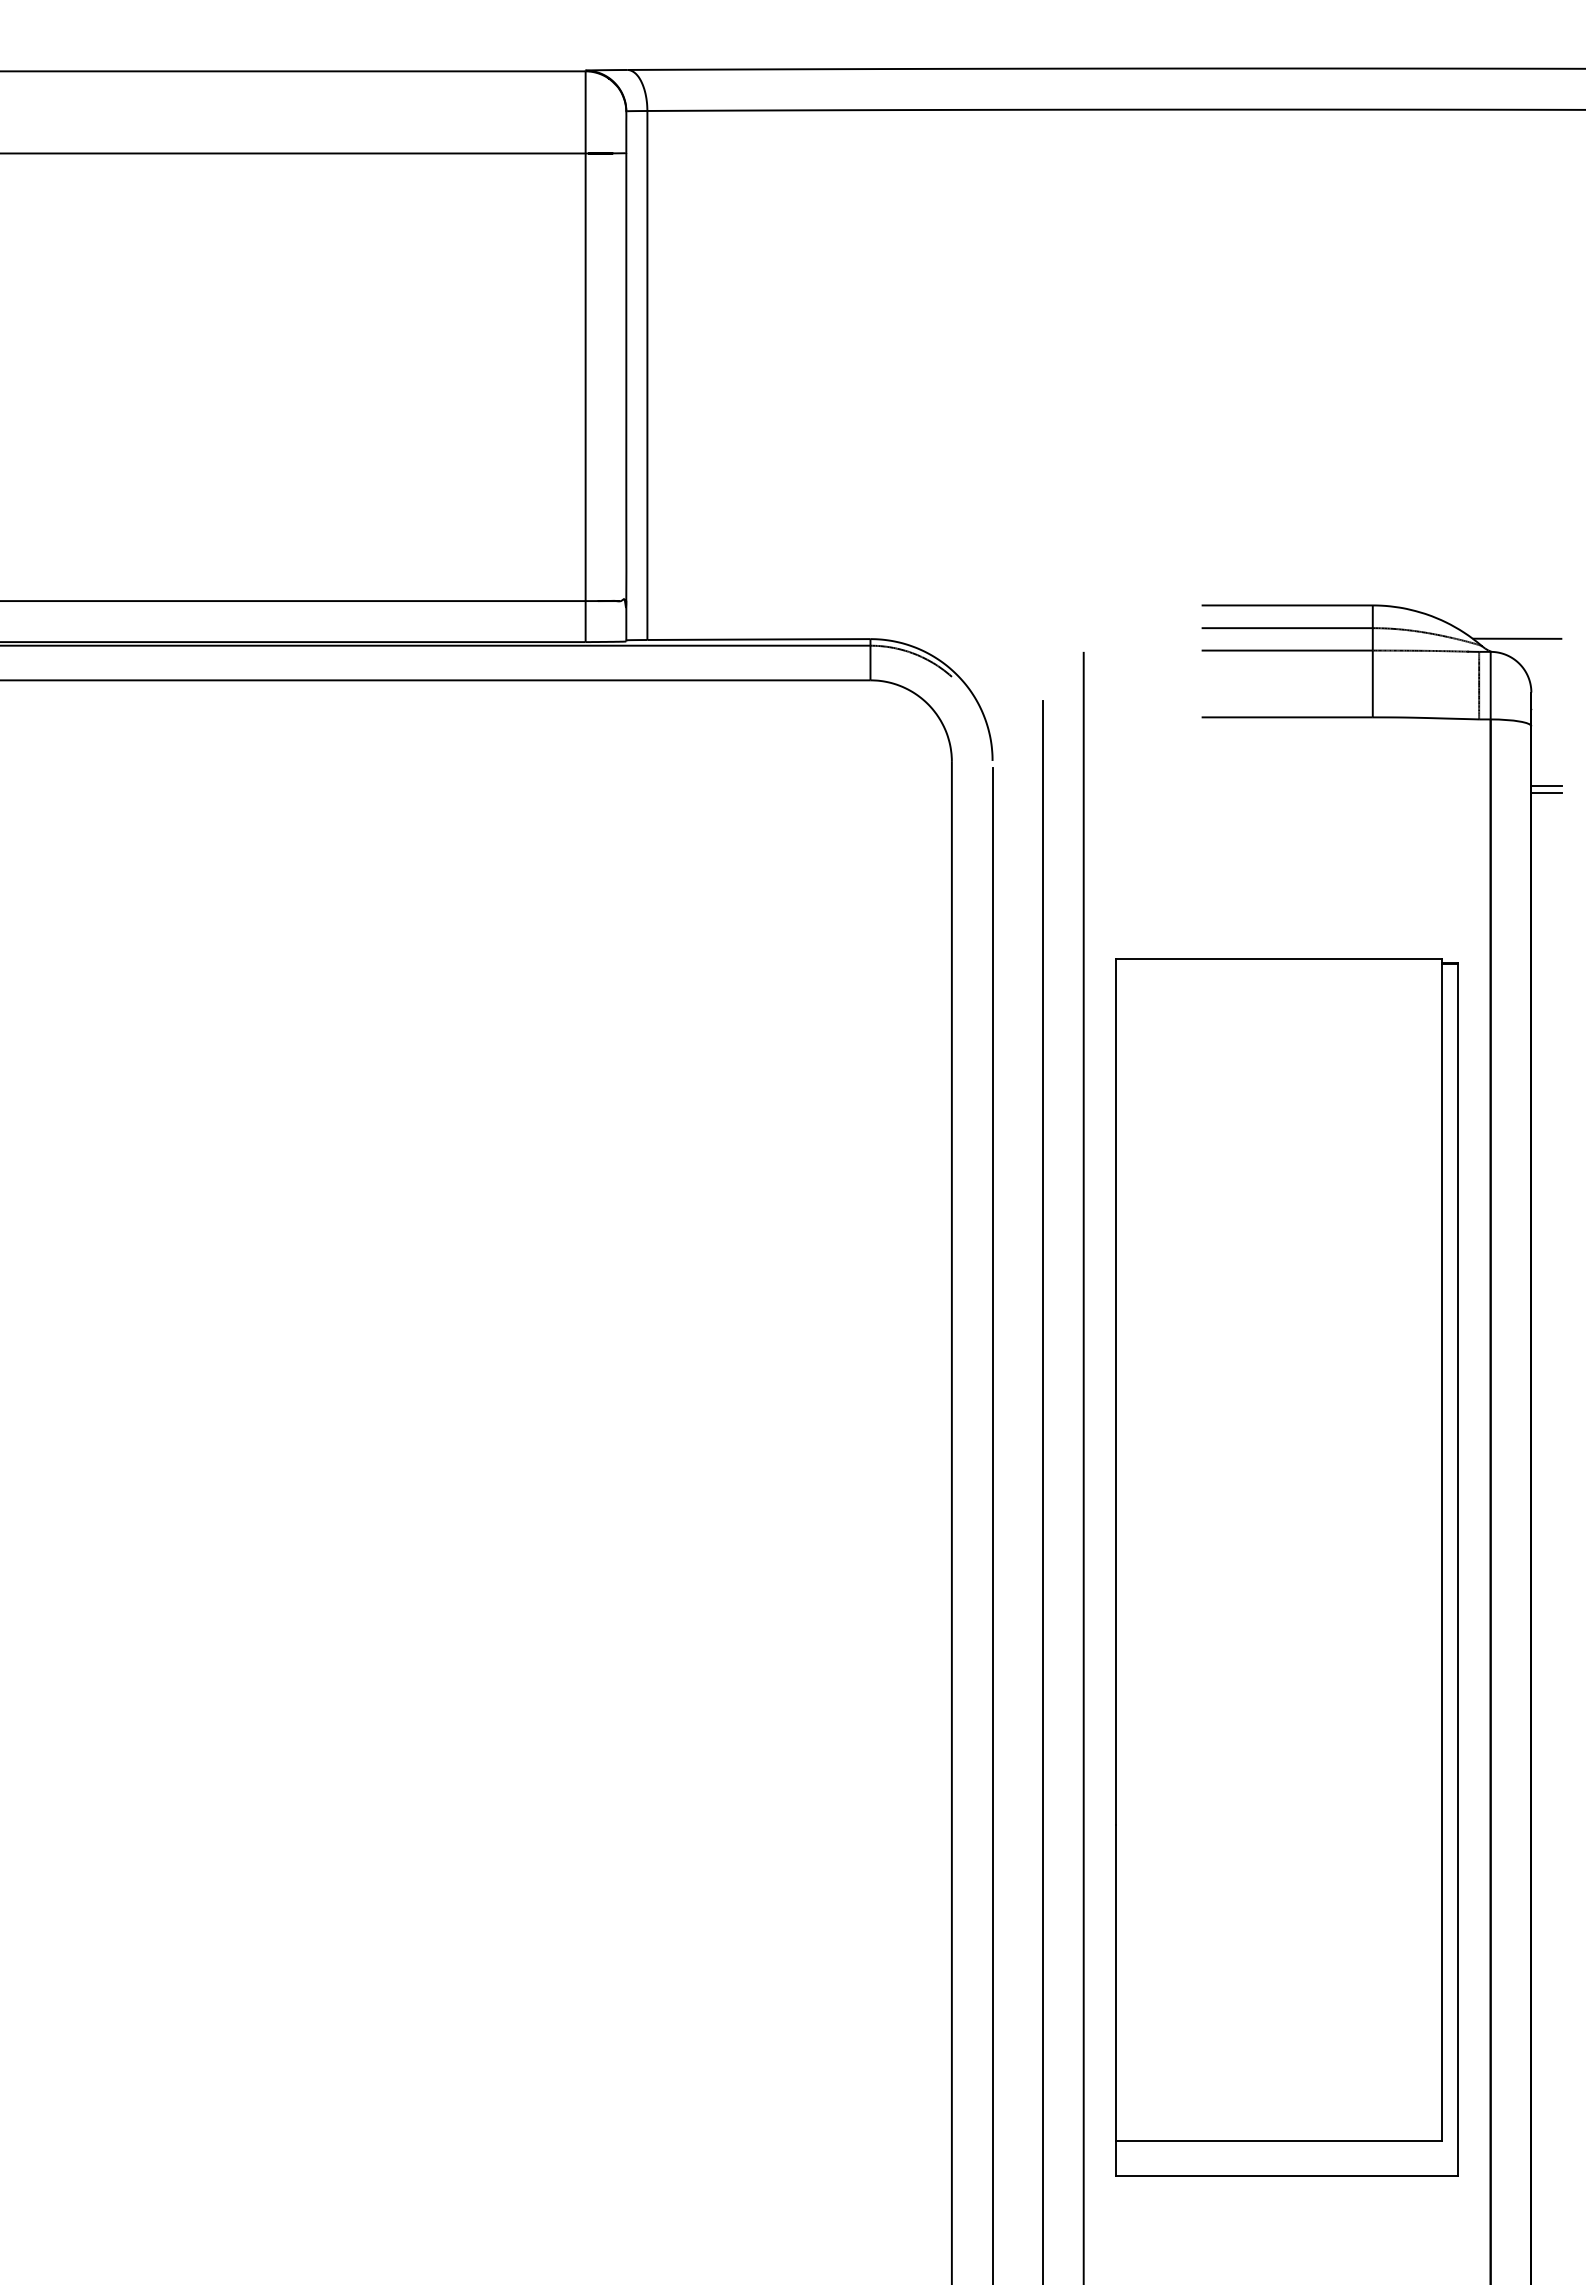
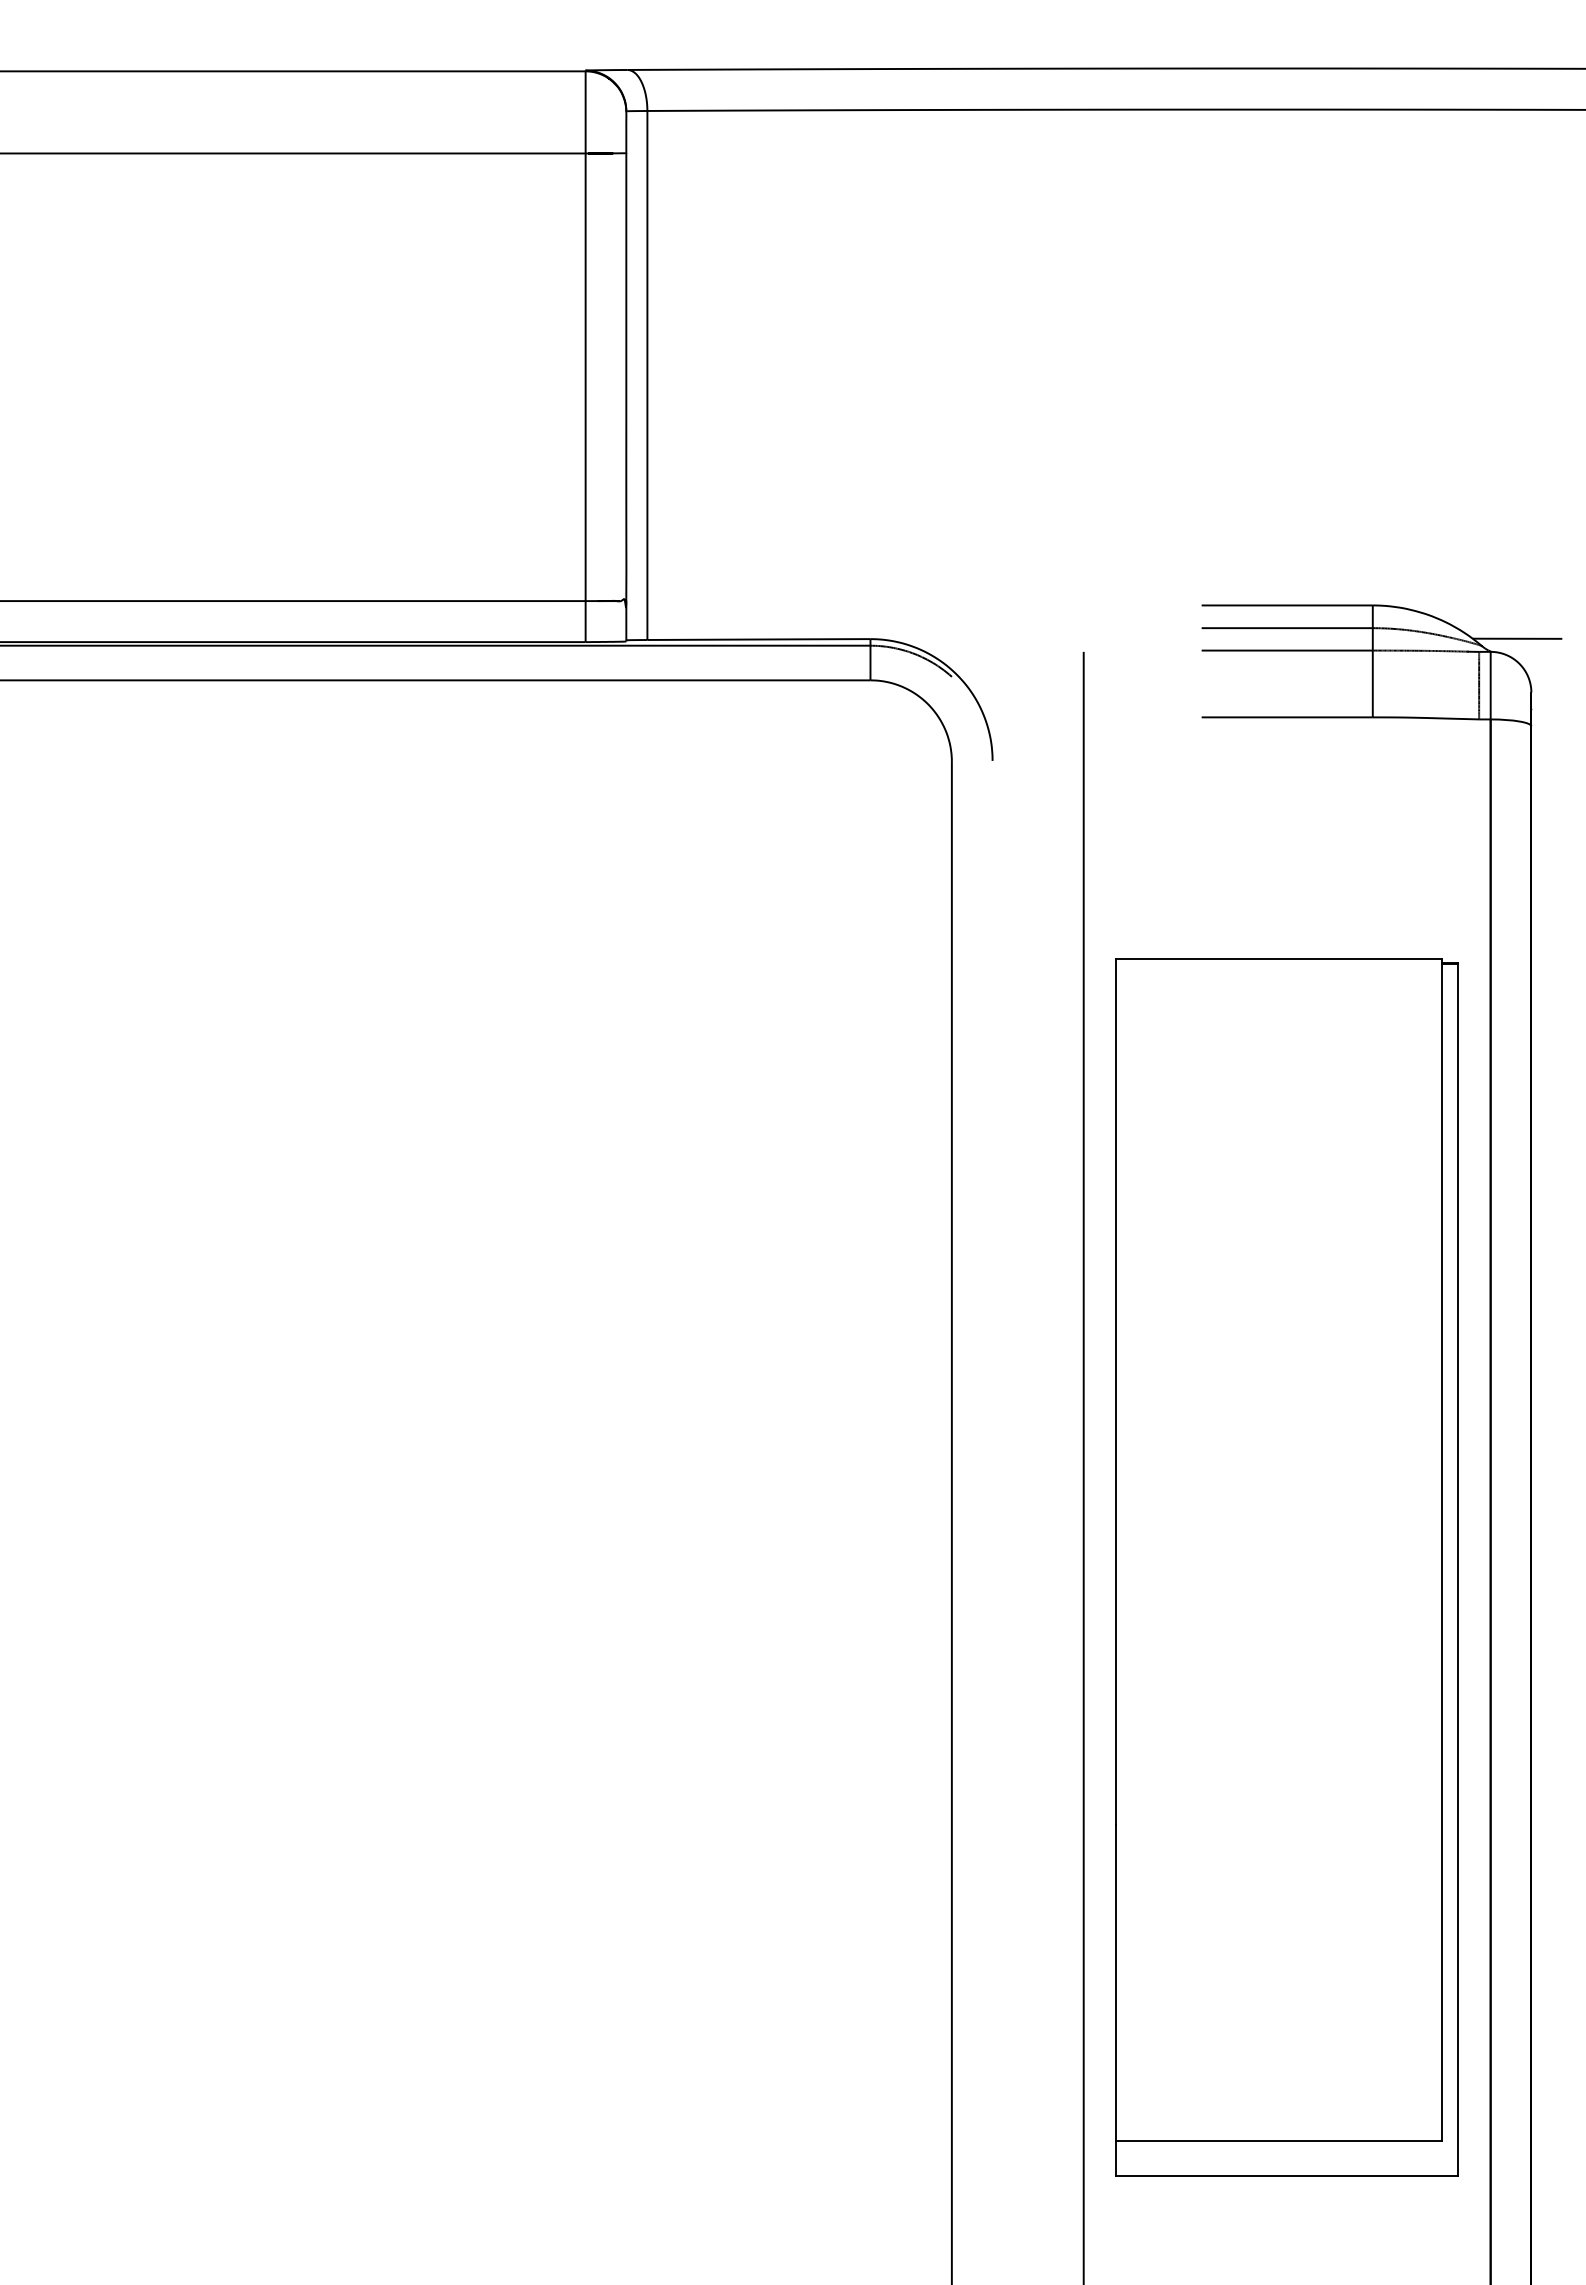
line: present -> none (1546, 785)
line: present -> none (1546, 793)
line: present -> none (1043, 1491)
line: present -> none (992, 1524)
